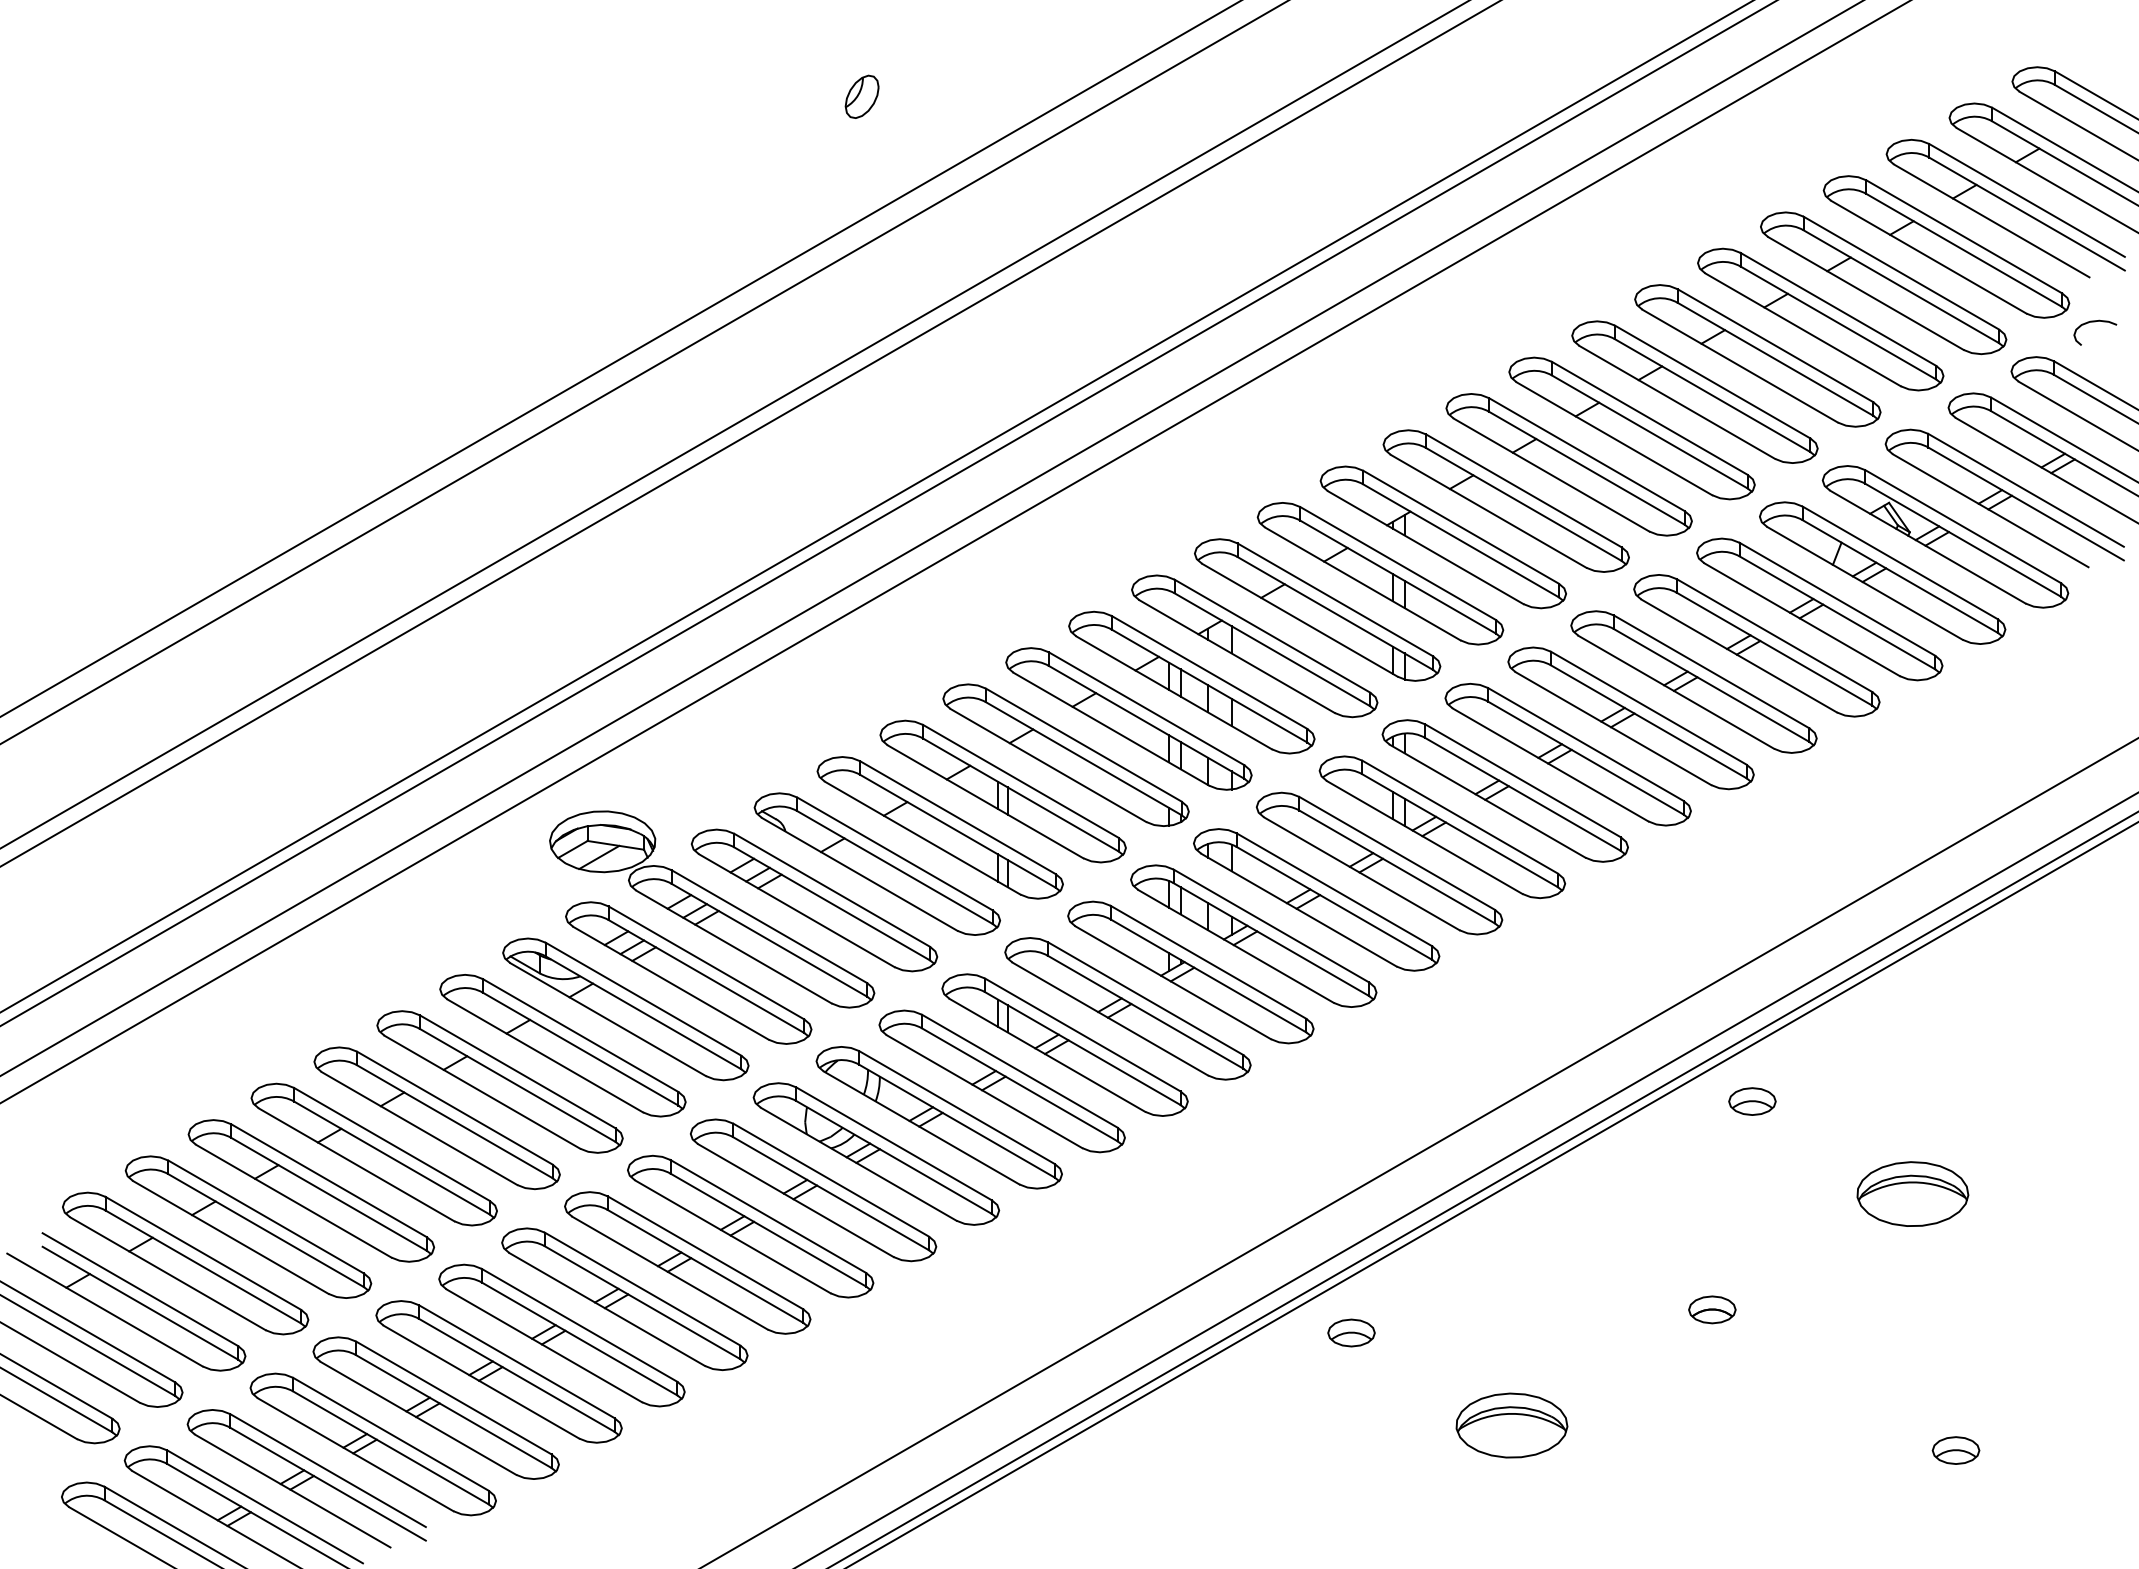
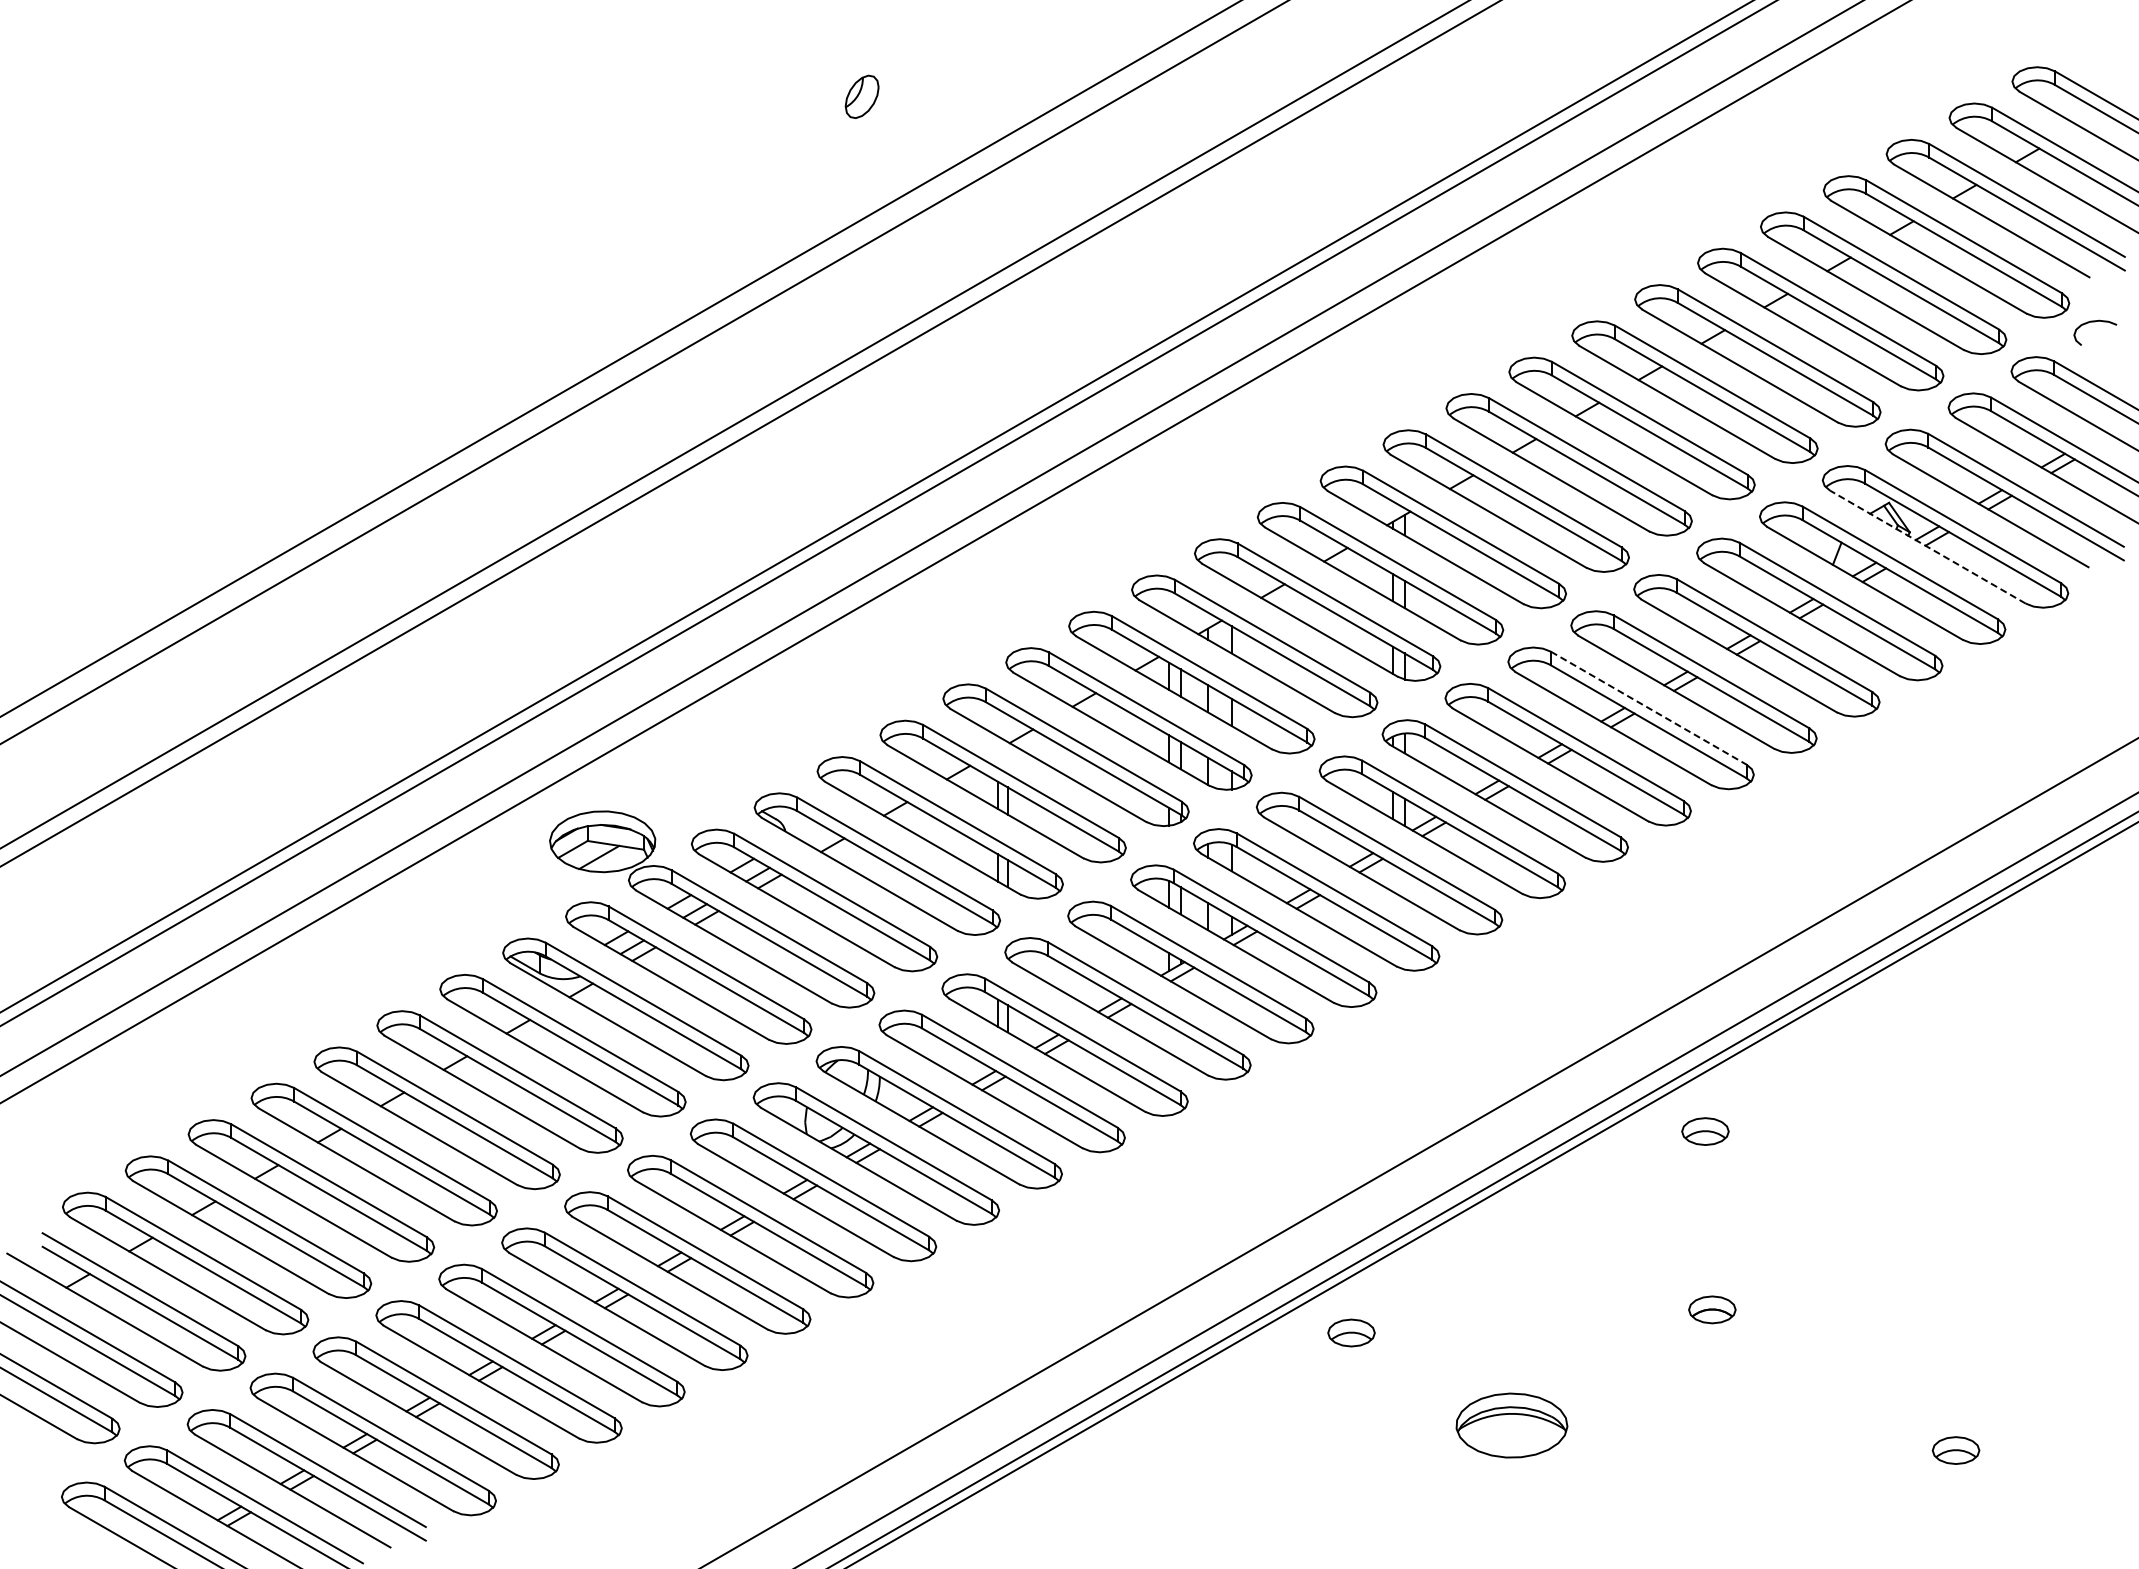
line: solid -> dashed (1927, 547)
line: solid -> dashed (1648, 708)
part position: (1752, 1101) -> (1705, 1131) (1705, 1131)
part: present -> none (1912, 1193)
